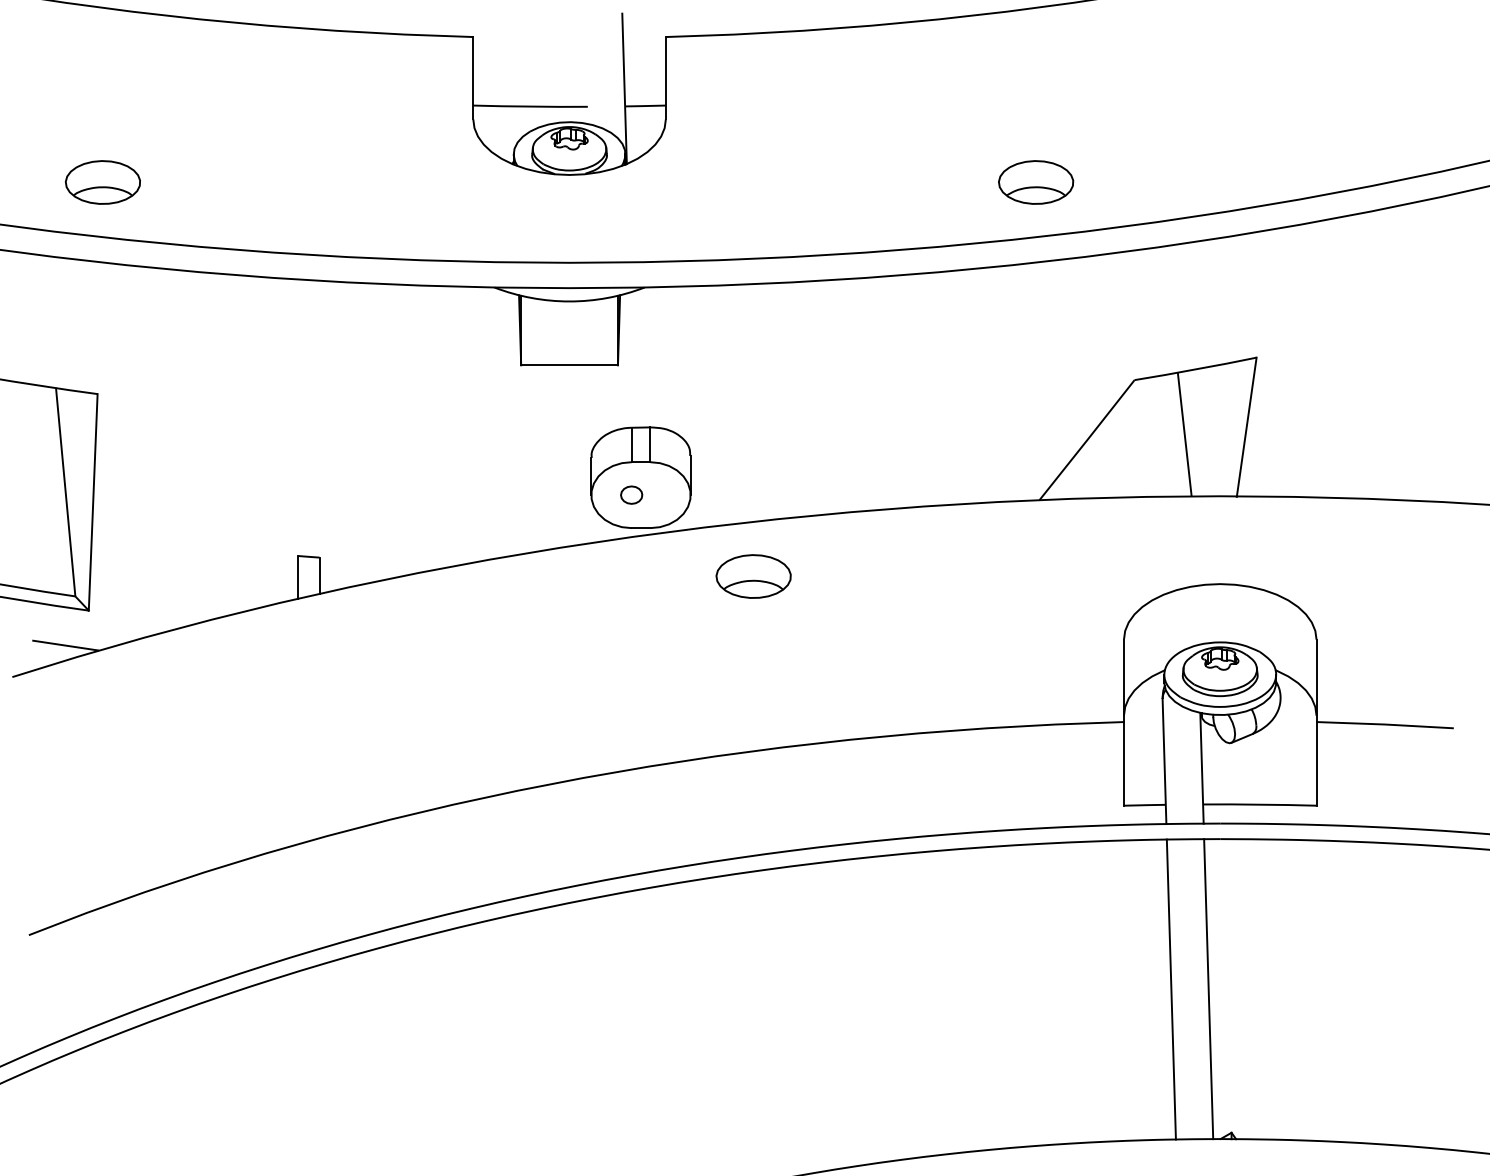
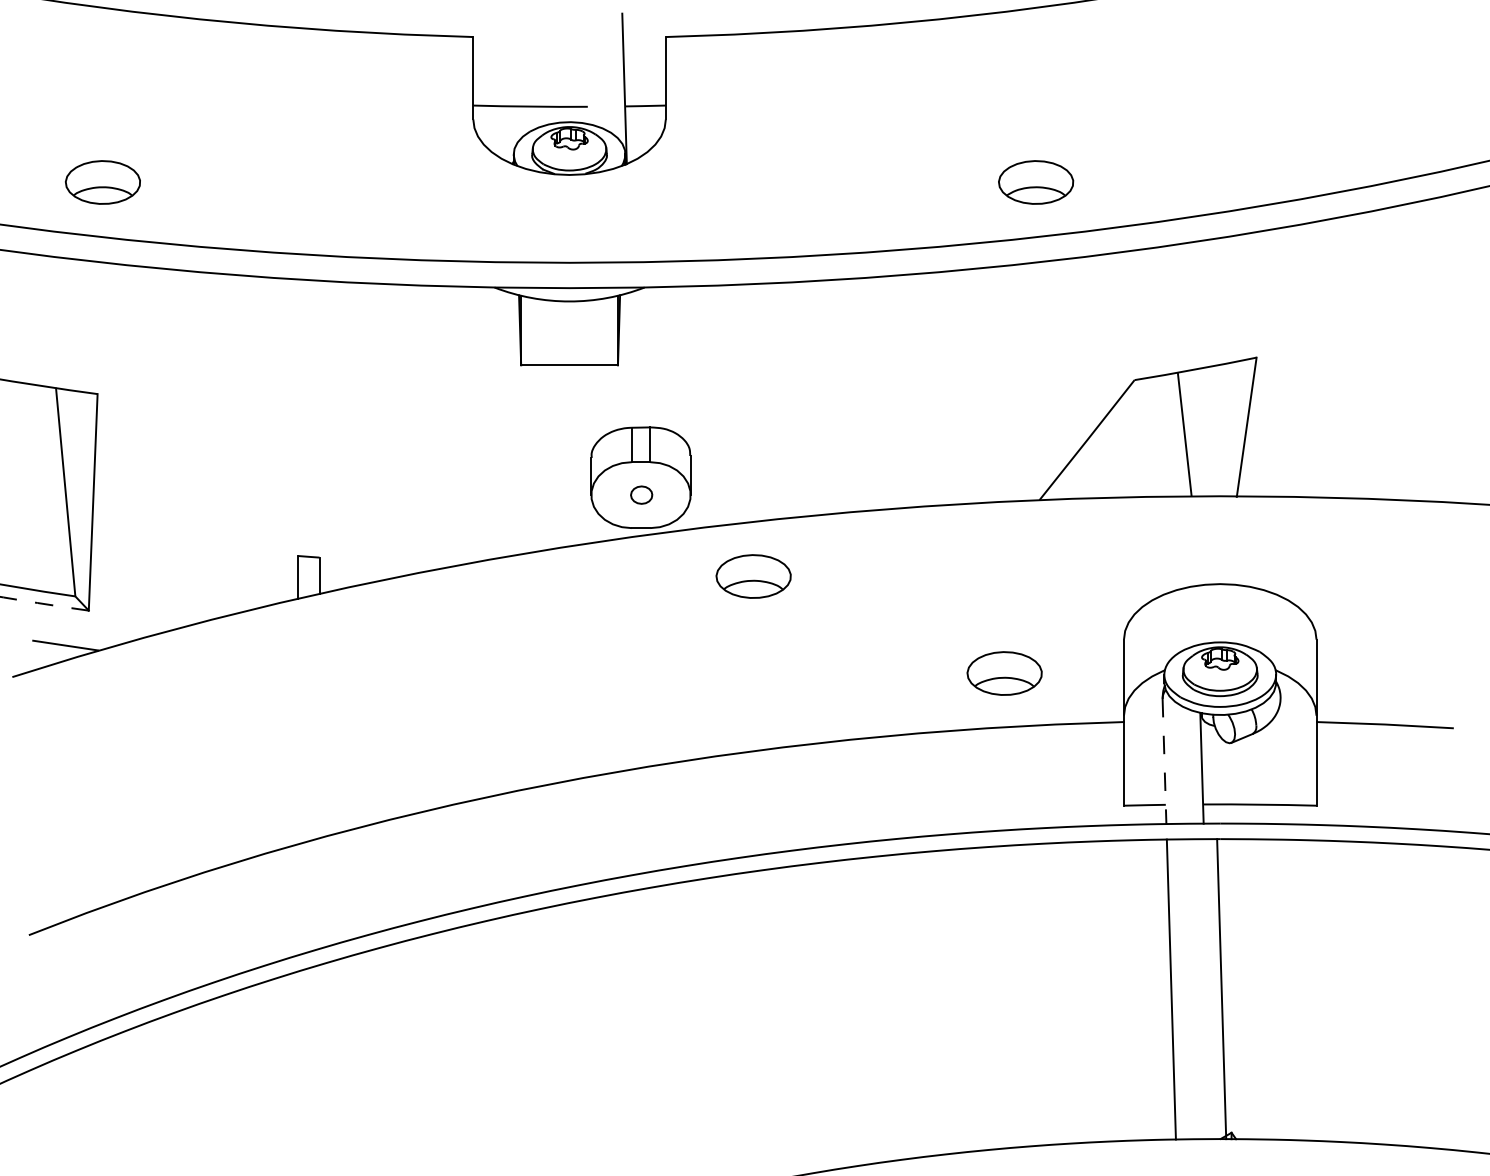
part position: (631, 494) -> (641, 494) (641, 494)
arc: solid -> dashed (45, 604)
part: none -> present (1004, 673)
line: solid -> dashed (1164, 761)
line position: (1208, 989) -> (1221, 989) (1221, 989)
